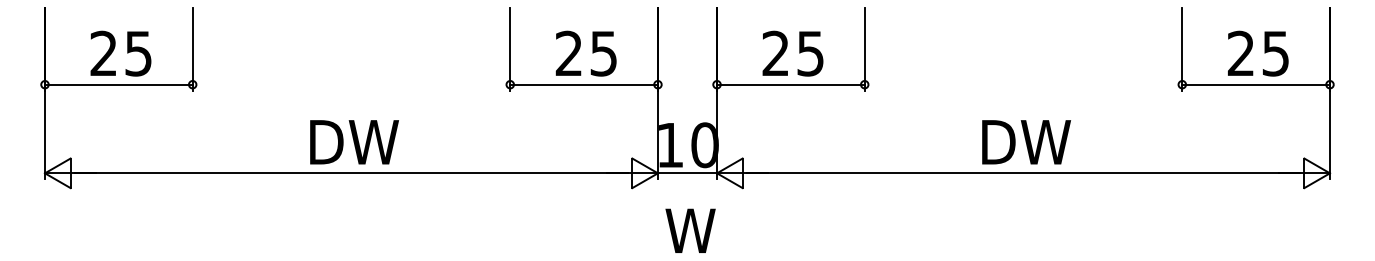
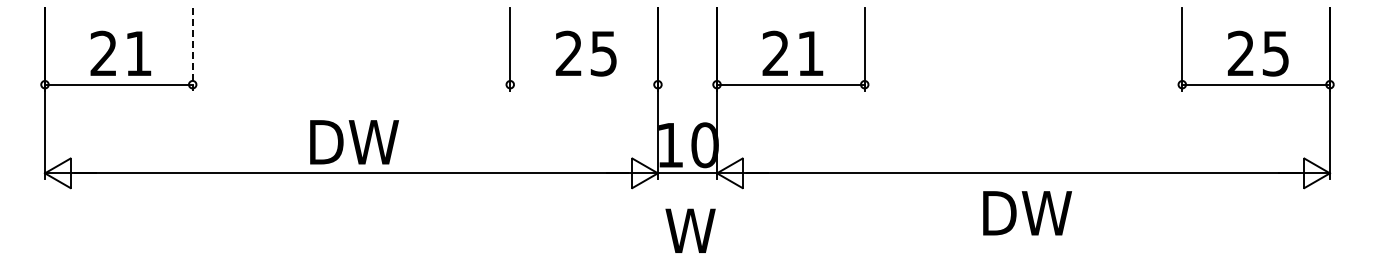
line: solid -> dashed (192, 49)
text: 25 -> 21 (138, 53)
text: 25 -> 21 (810, 53)
line: present -> none (583, 84)
text position: (1026, 142) -> (1027, 213) (1027, 213)
